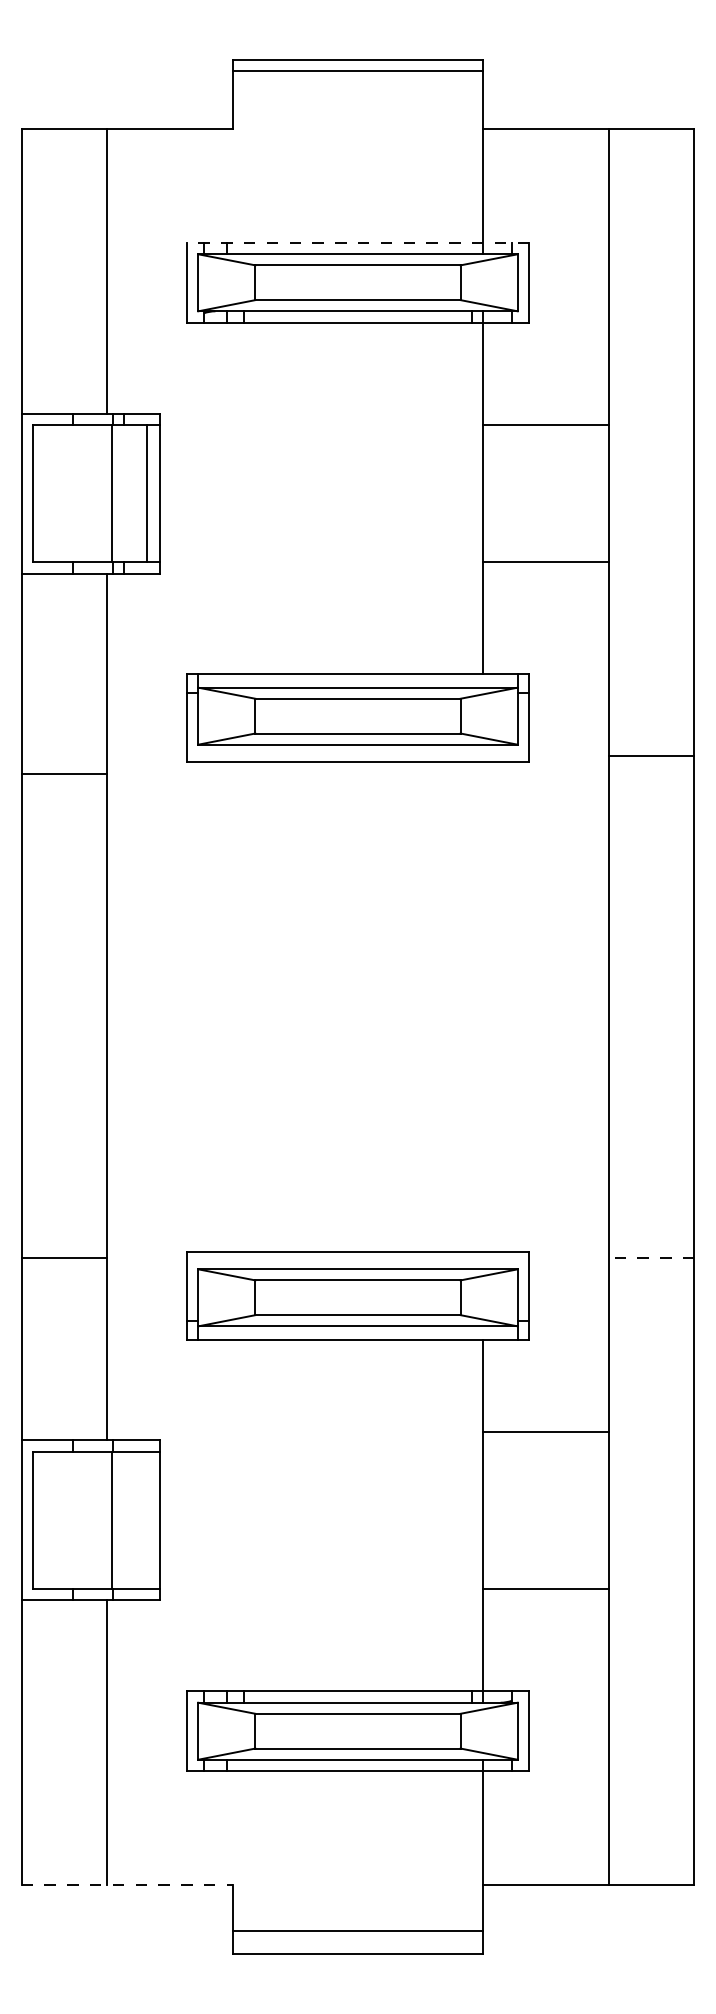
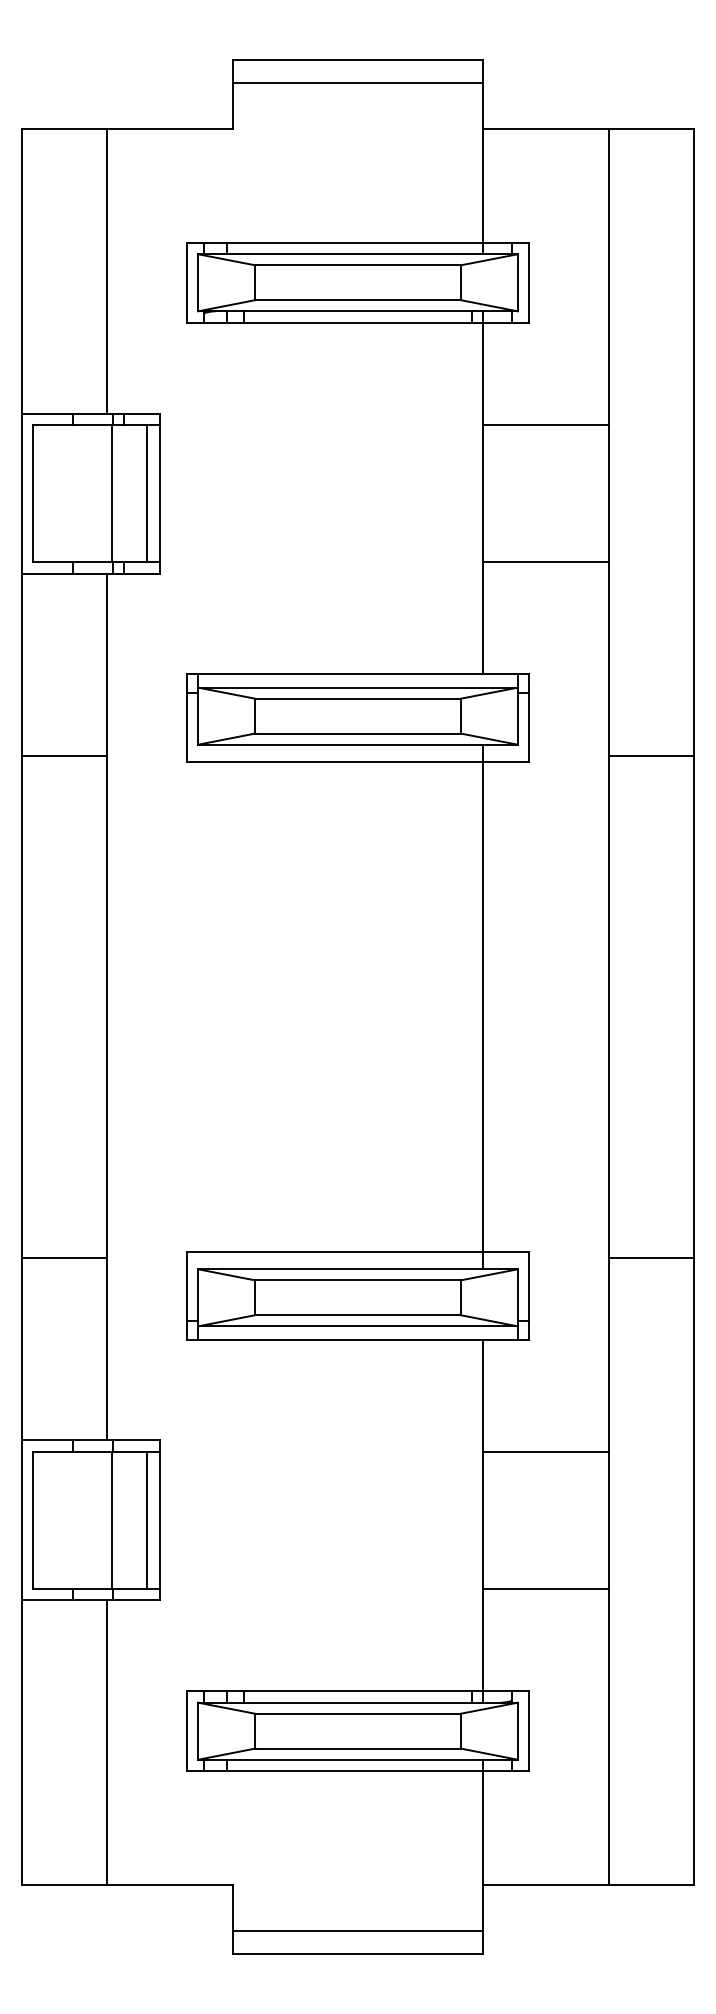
line position: (357, 71) -> (357, 83) (357, 83)
line: dashed -> solid (357, 242)
line position: (64, 774) -> (64, 756) (64, 756)
line: none -> present (483, 1006)
line: dashed -> solid (651, 1257)
line position: (545, 1431) -> (545, 1451) (545, 1451)
line: none -> present (147, 1519)
line: dashed -> solid (127, 1885)
